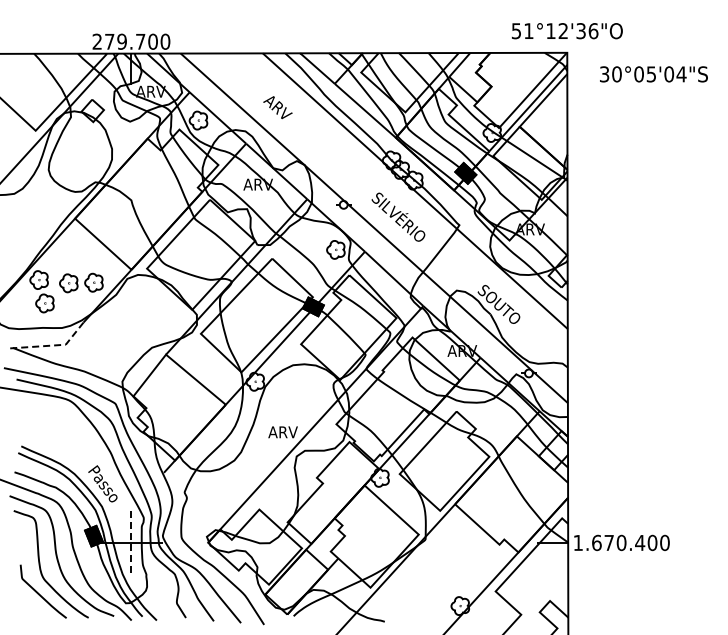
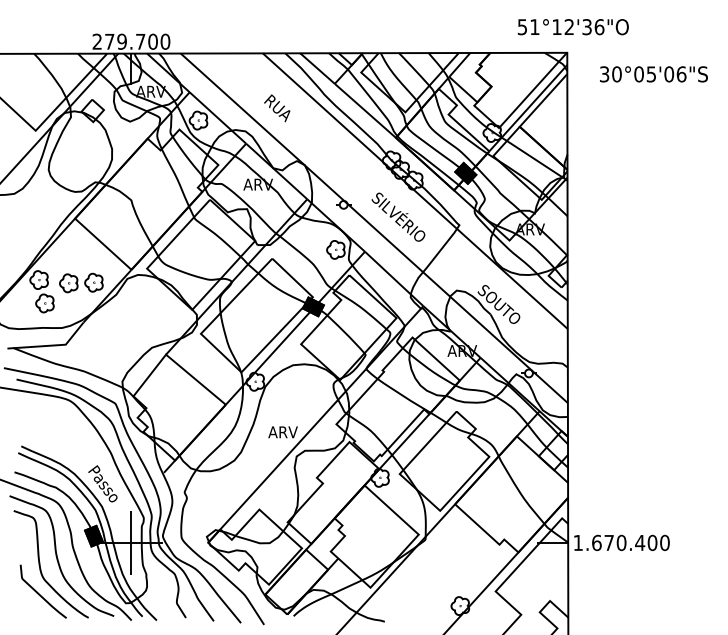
text position: (567, 31) -> (573, 27) (573, 27)
text: 30°05'04"S -> 30°05'06"S (681, 74)
text: ARV -> RUA (277, 108)
line: dashed -> solid (50, 345)
line: dashed -> solid (131, 542)
